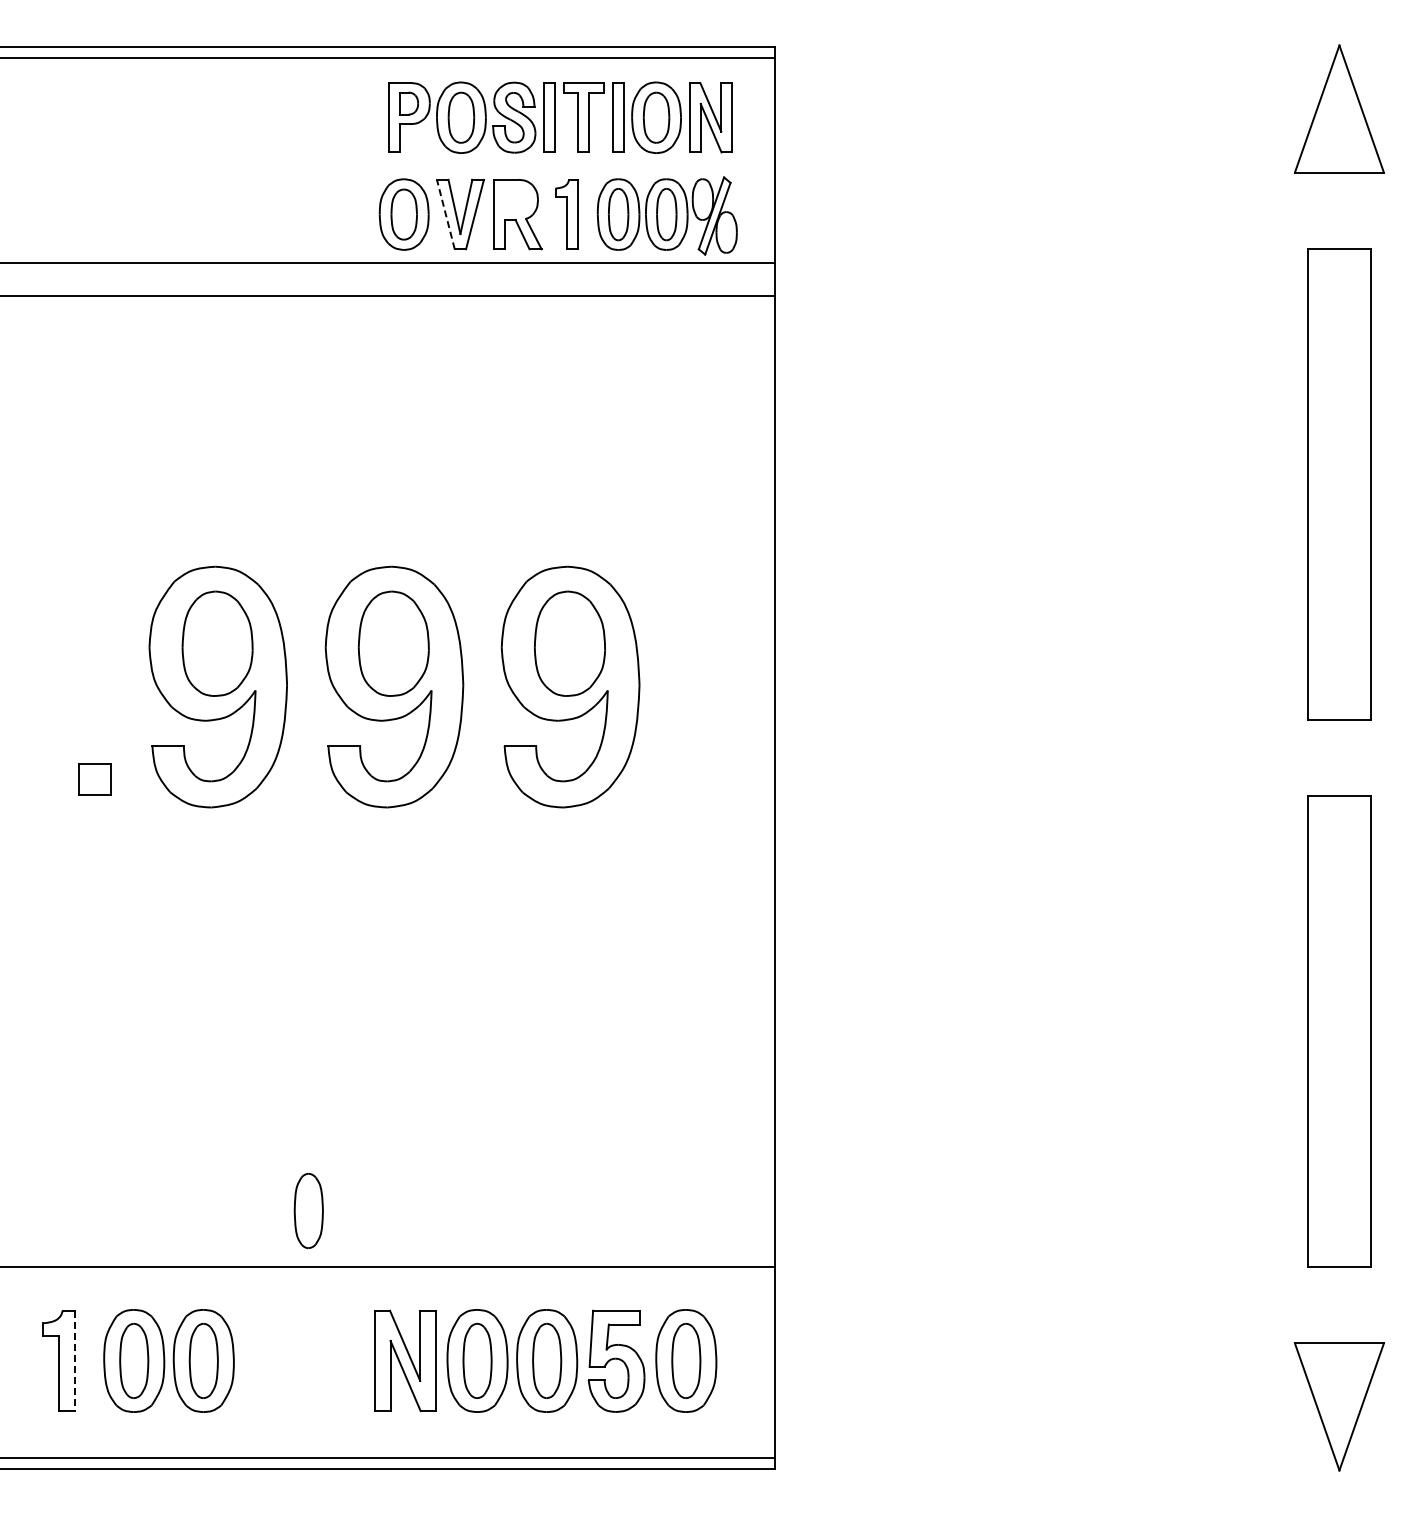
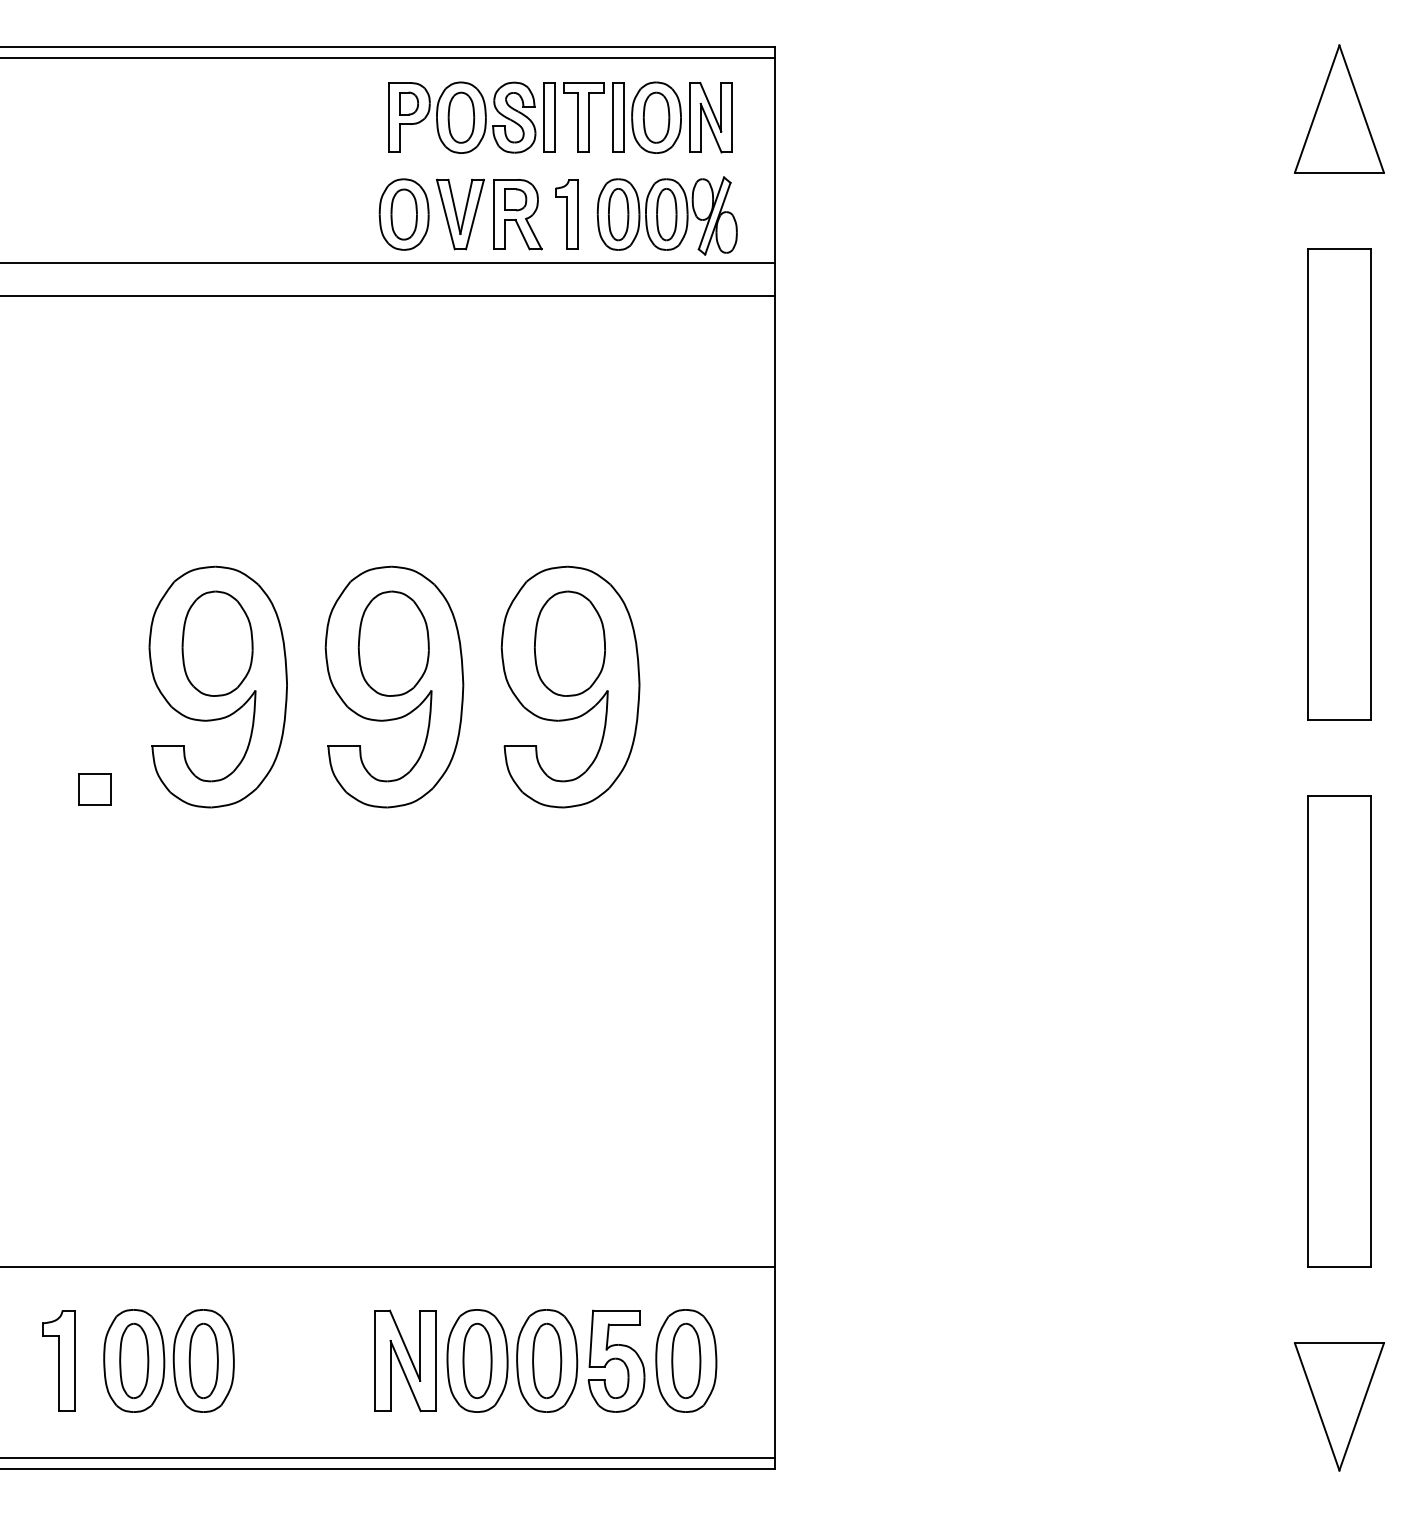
part: none -> present (515, 199)
line: dashed -> solid (445, 214)
part position: (94, 779) -> (94, 789) (94, 789)
part: present -> none (308, 1210)
line: dashed -> solid (75, 1361)
